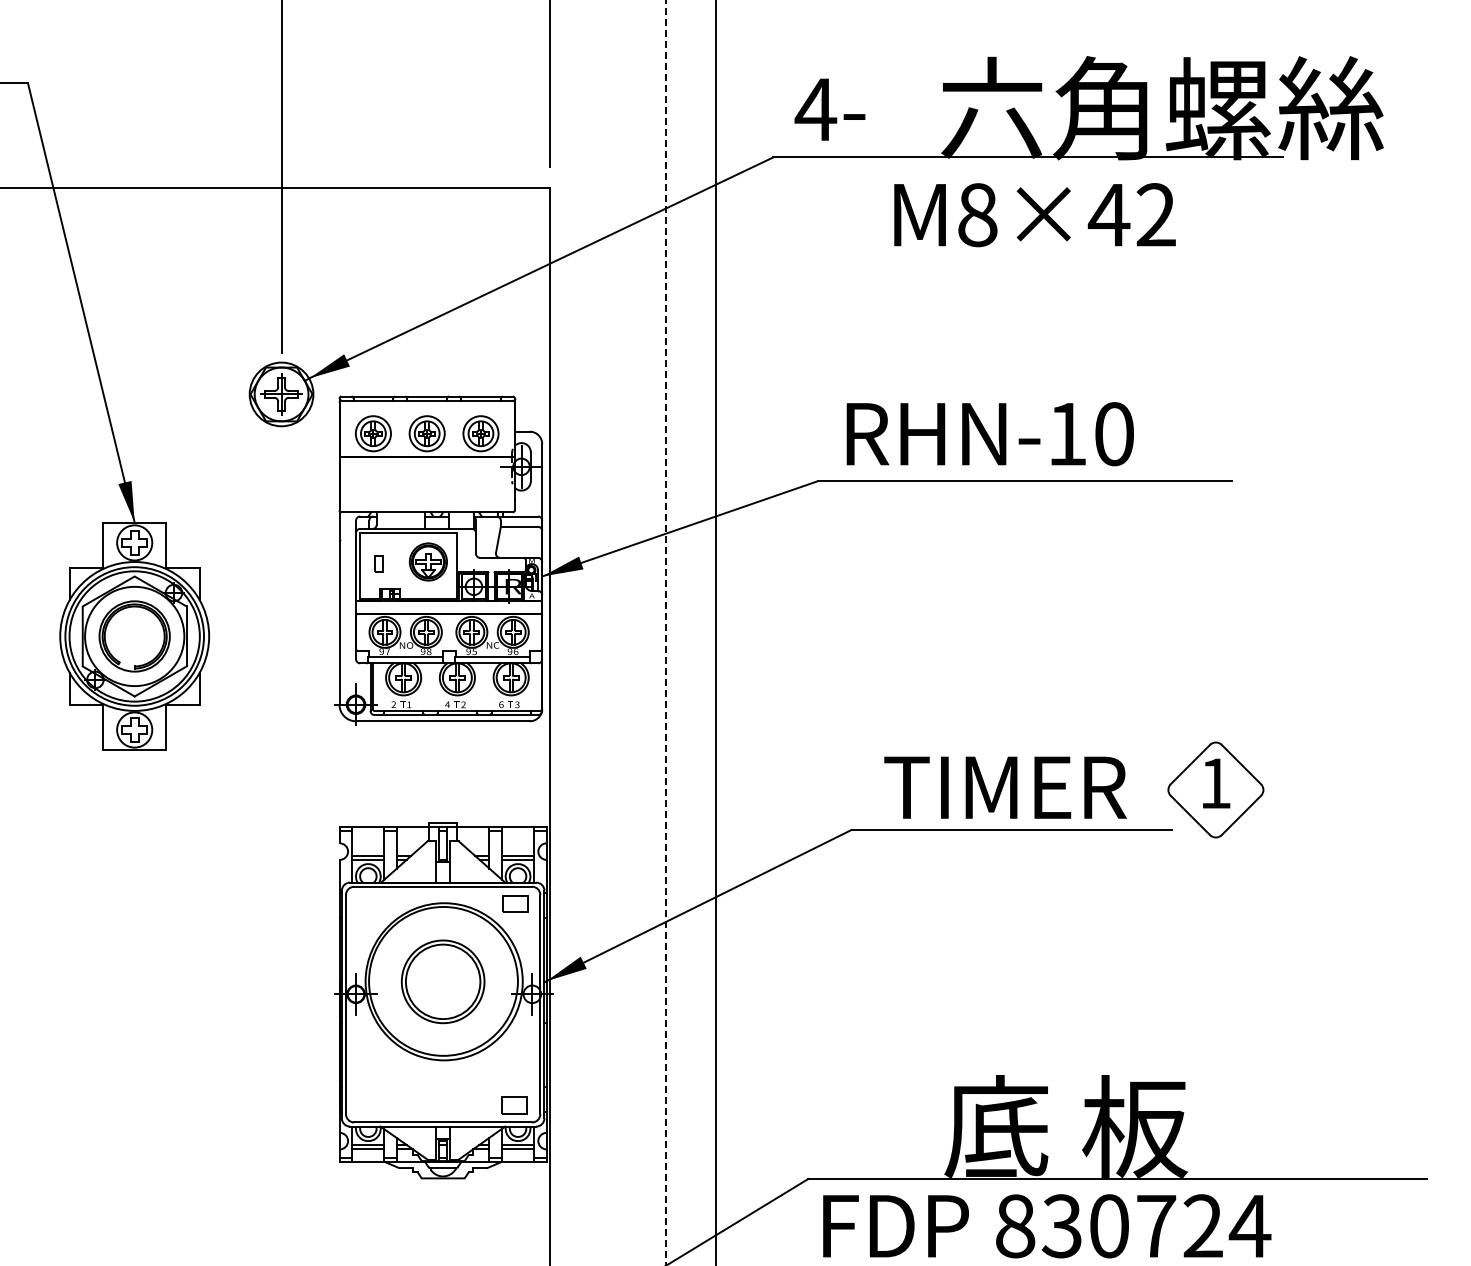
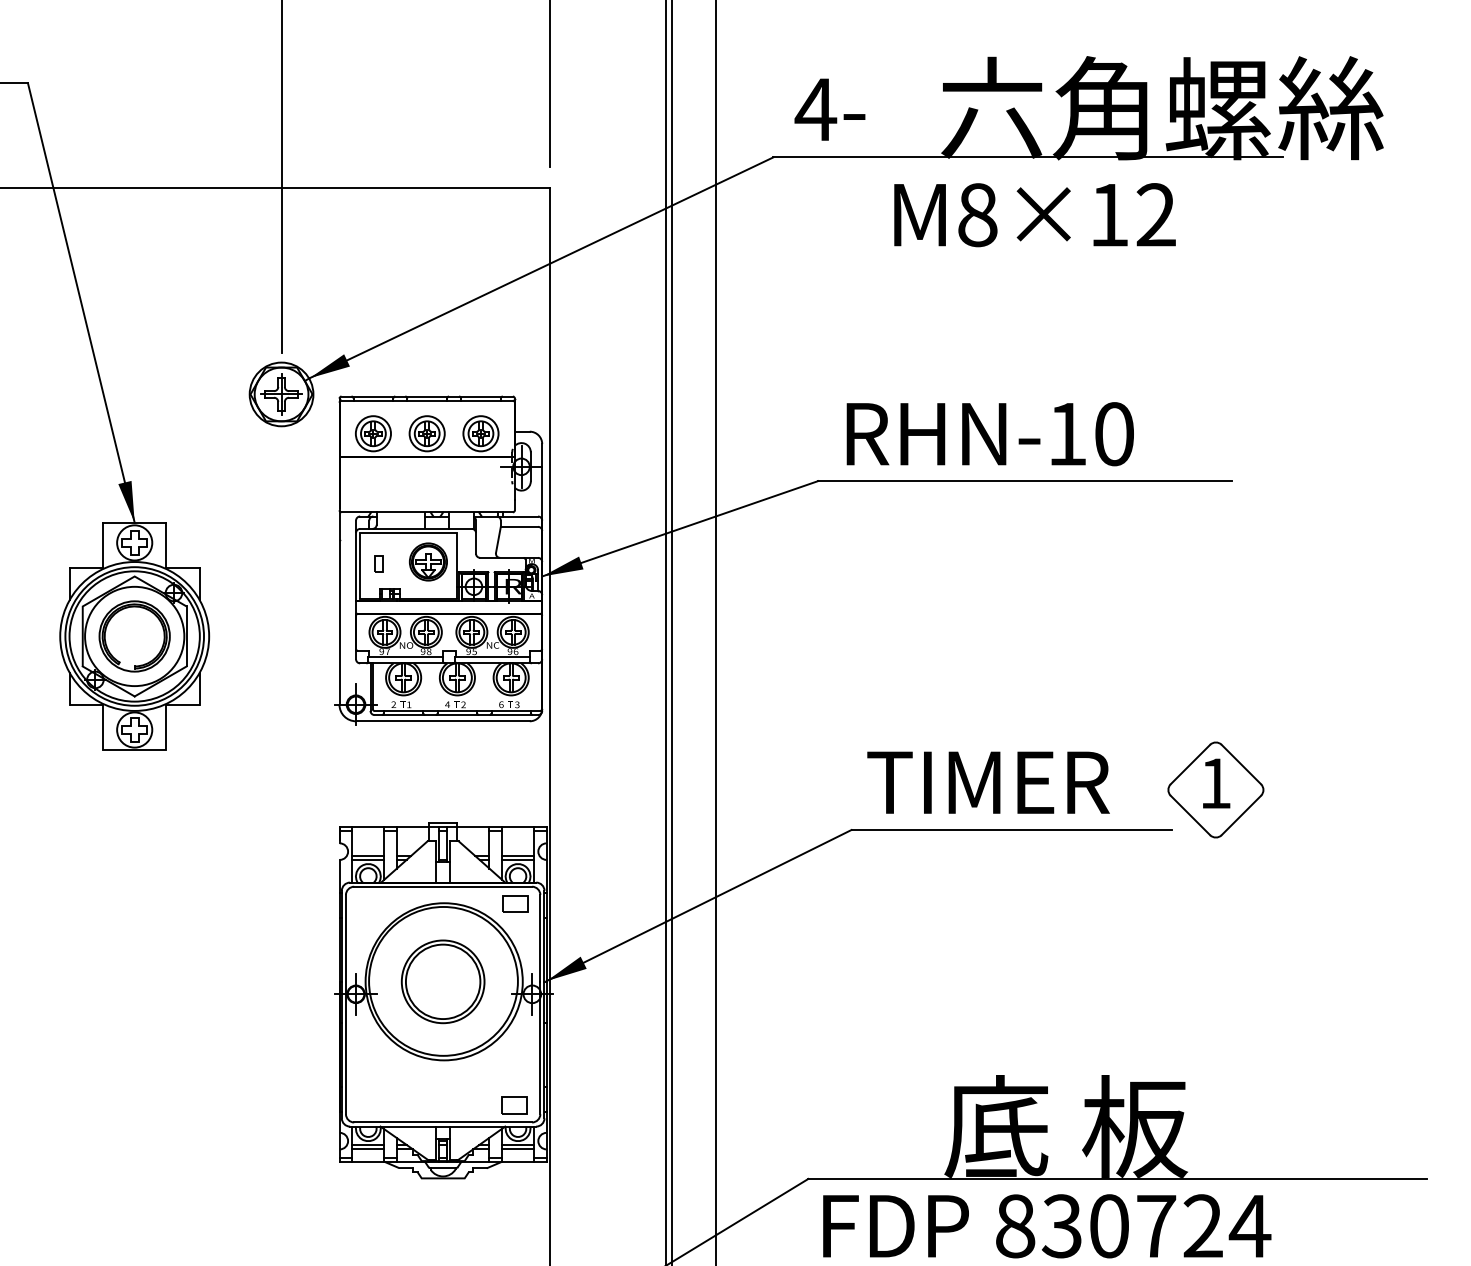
text: M8×42 -> M8×12 (1108, 215)
line: none -> present (672, 632)
line: dashed -> solid (666, 633)
text position: (1005, 787) -> (988, 782) (988, 782)
